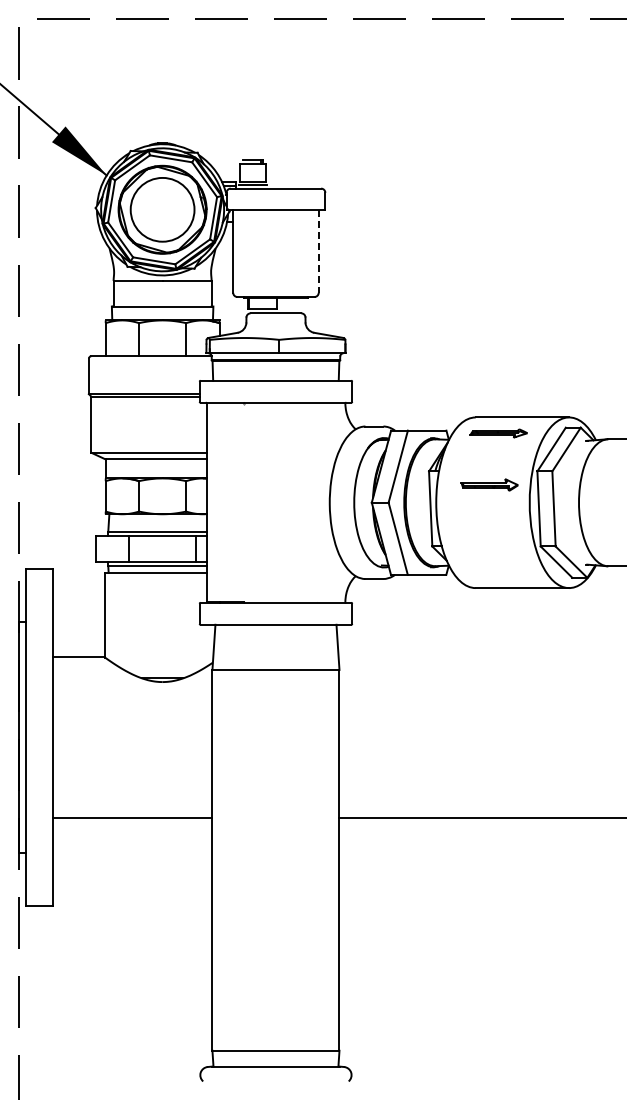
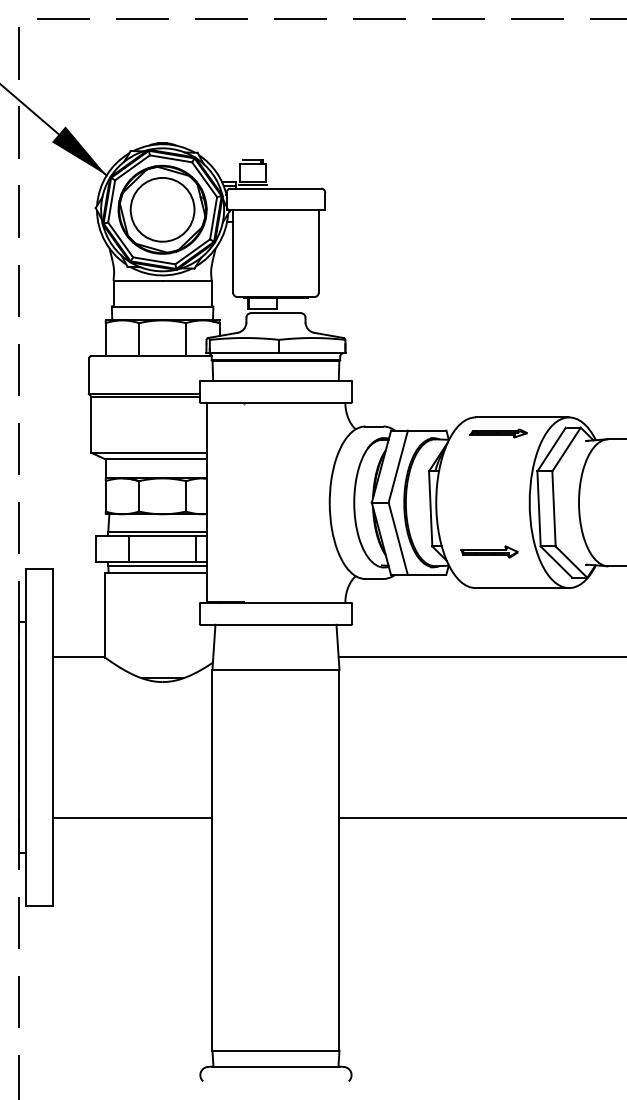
line: dashed -> solid (318, 251)
part position: (489, 484) -> (489, 551) (489, 551)
line: none -> present (480, 657)
